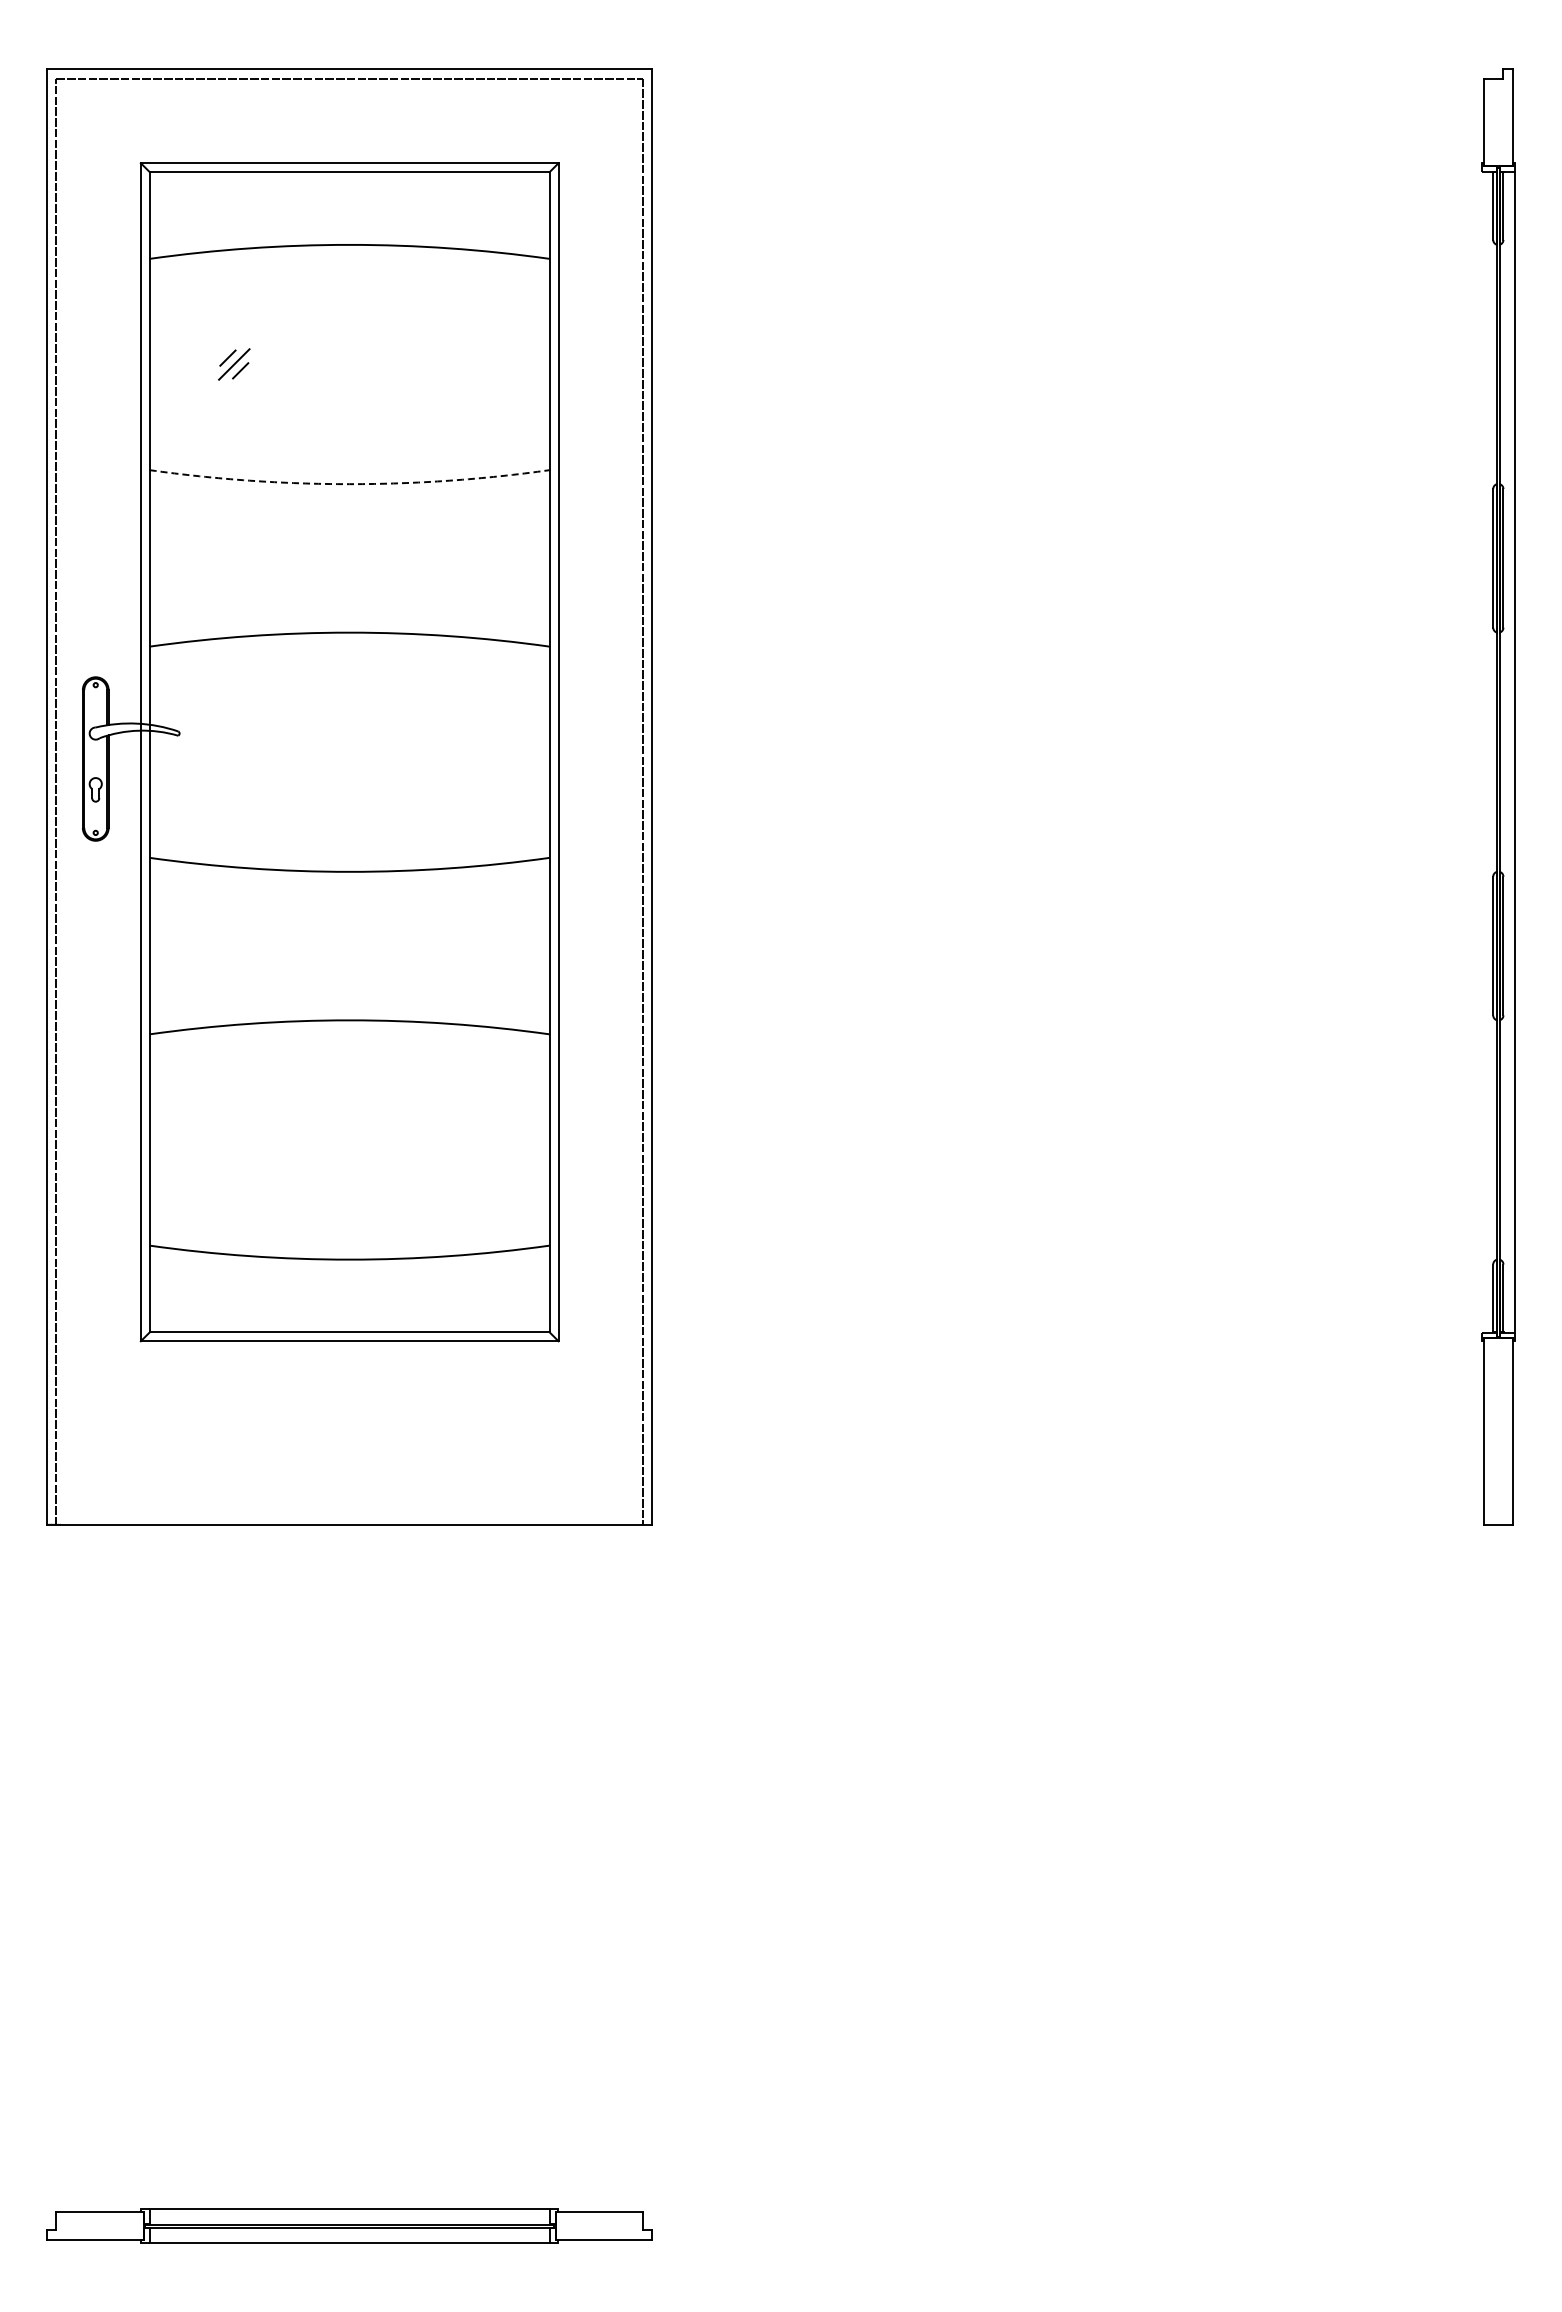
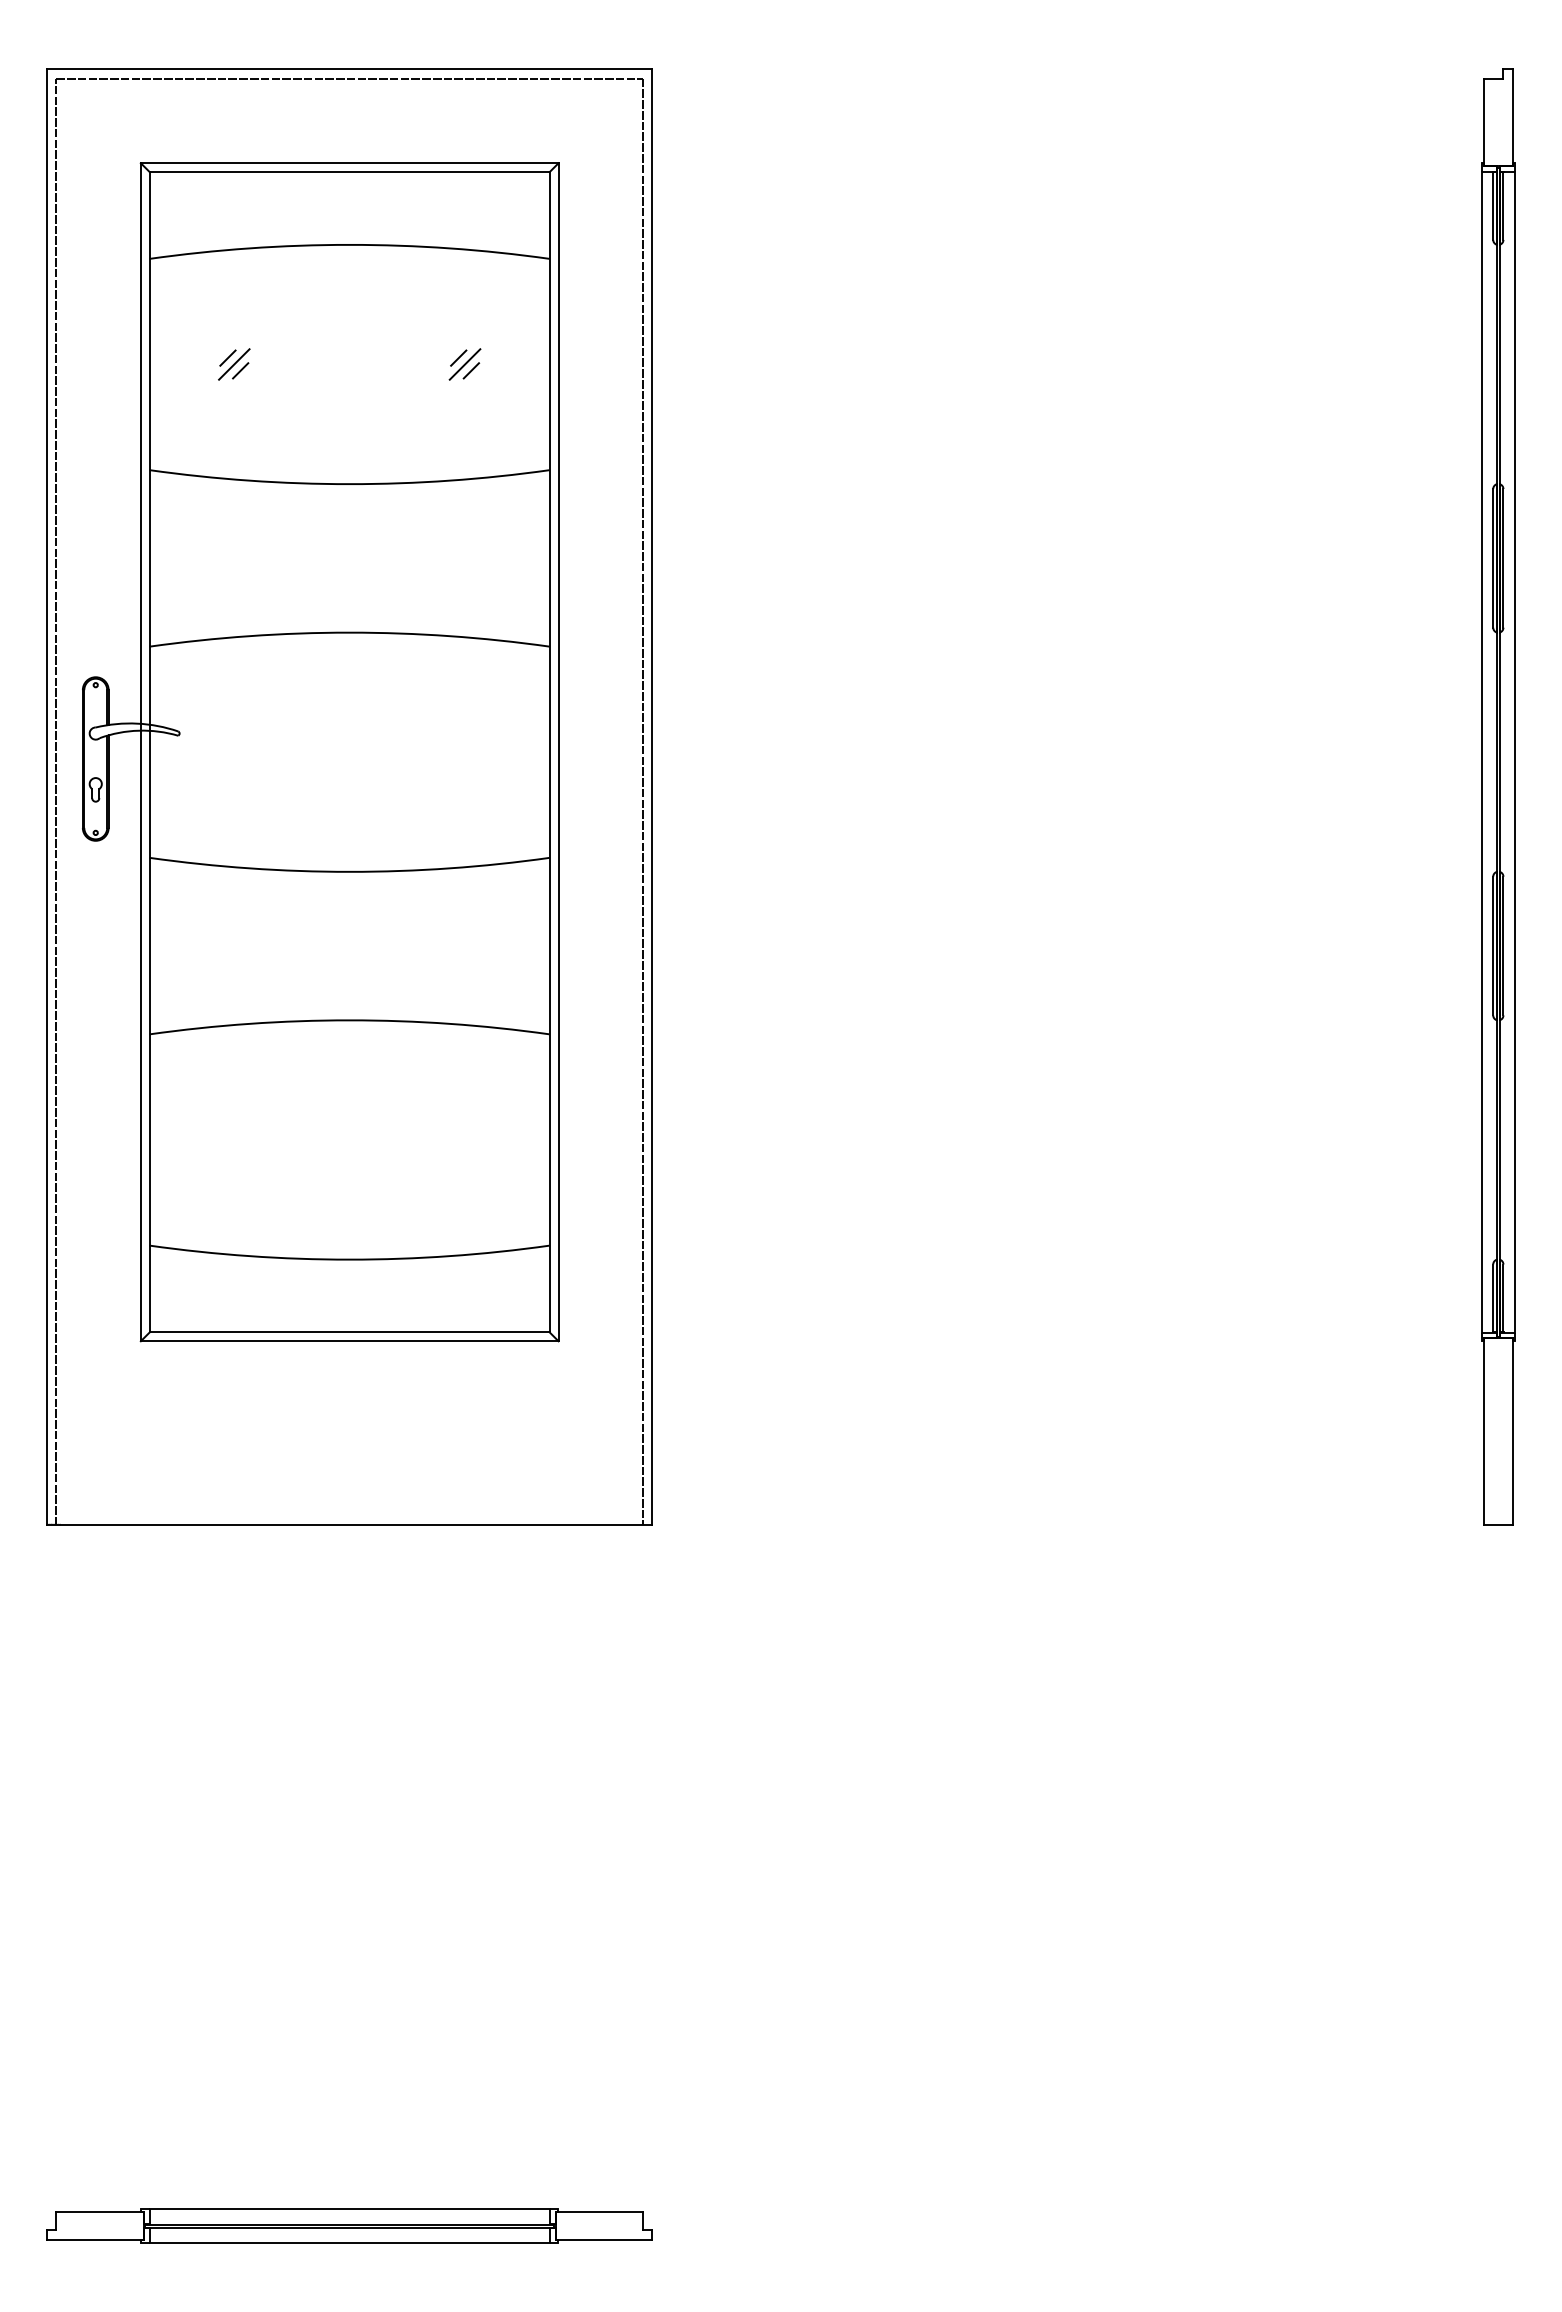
part: none -> present (464, 364)
arc: dashed -> solid (349, 484)
line: none -> present (1481, 751)
